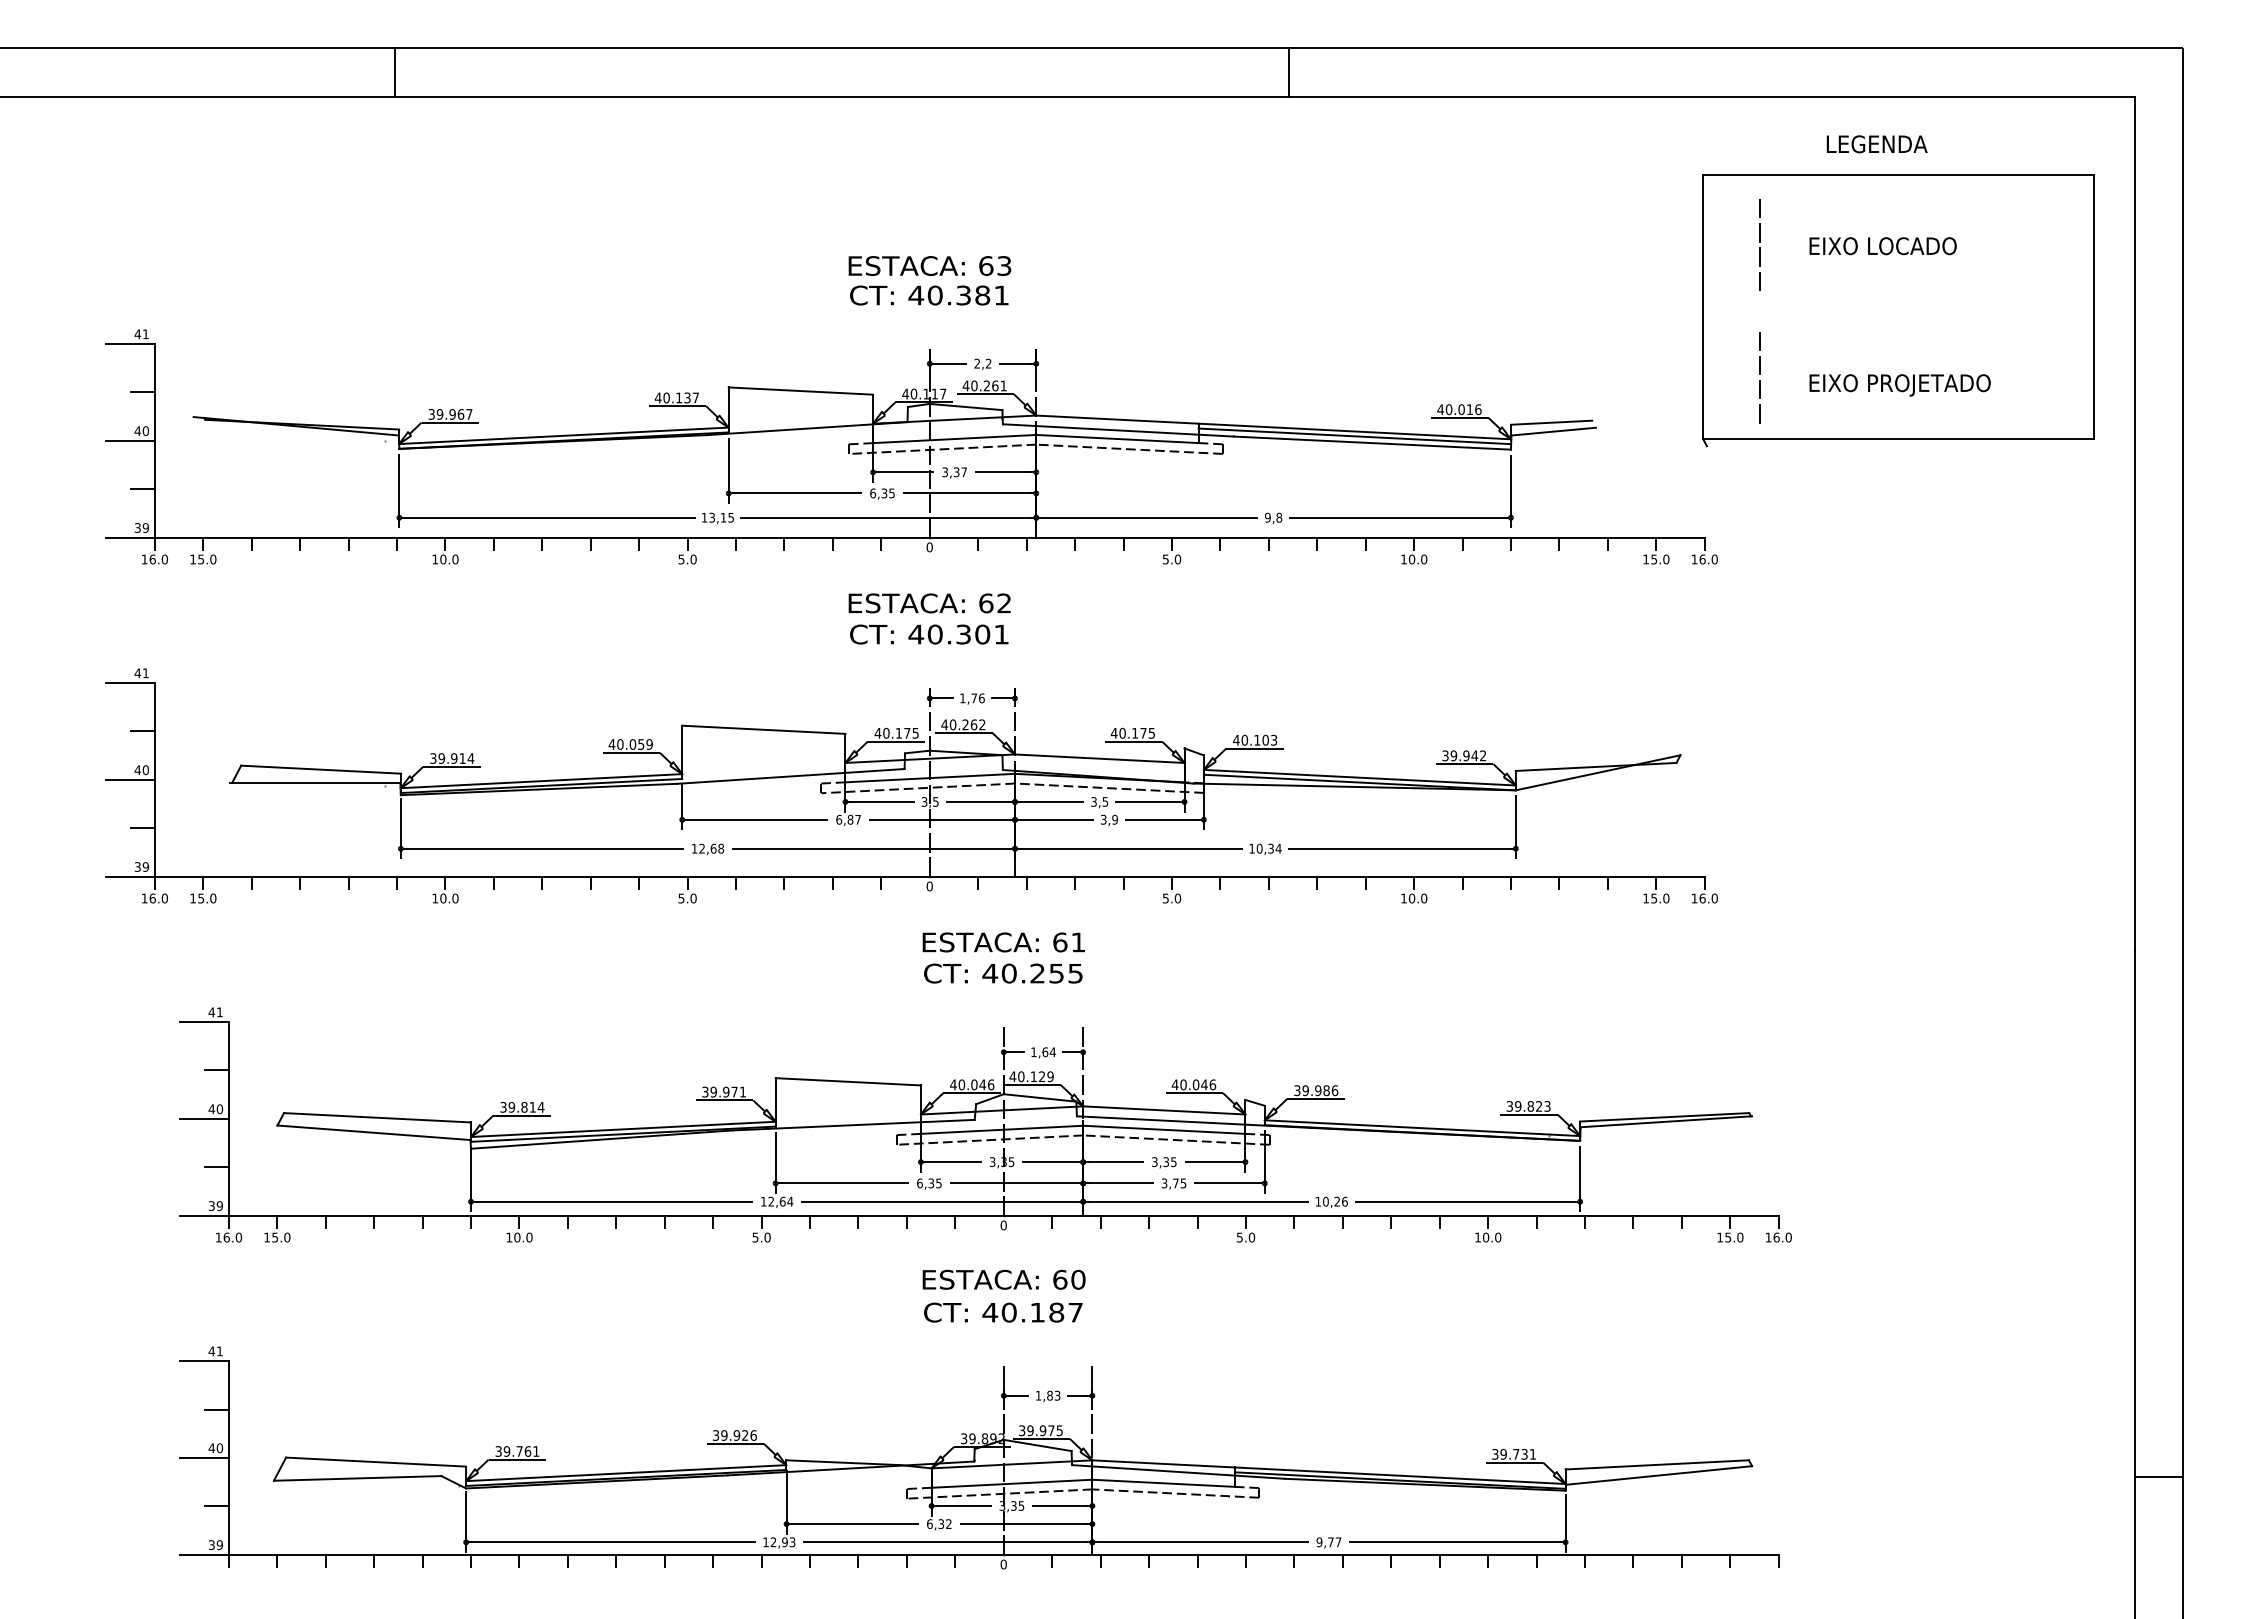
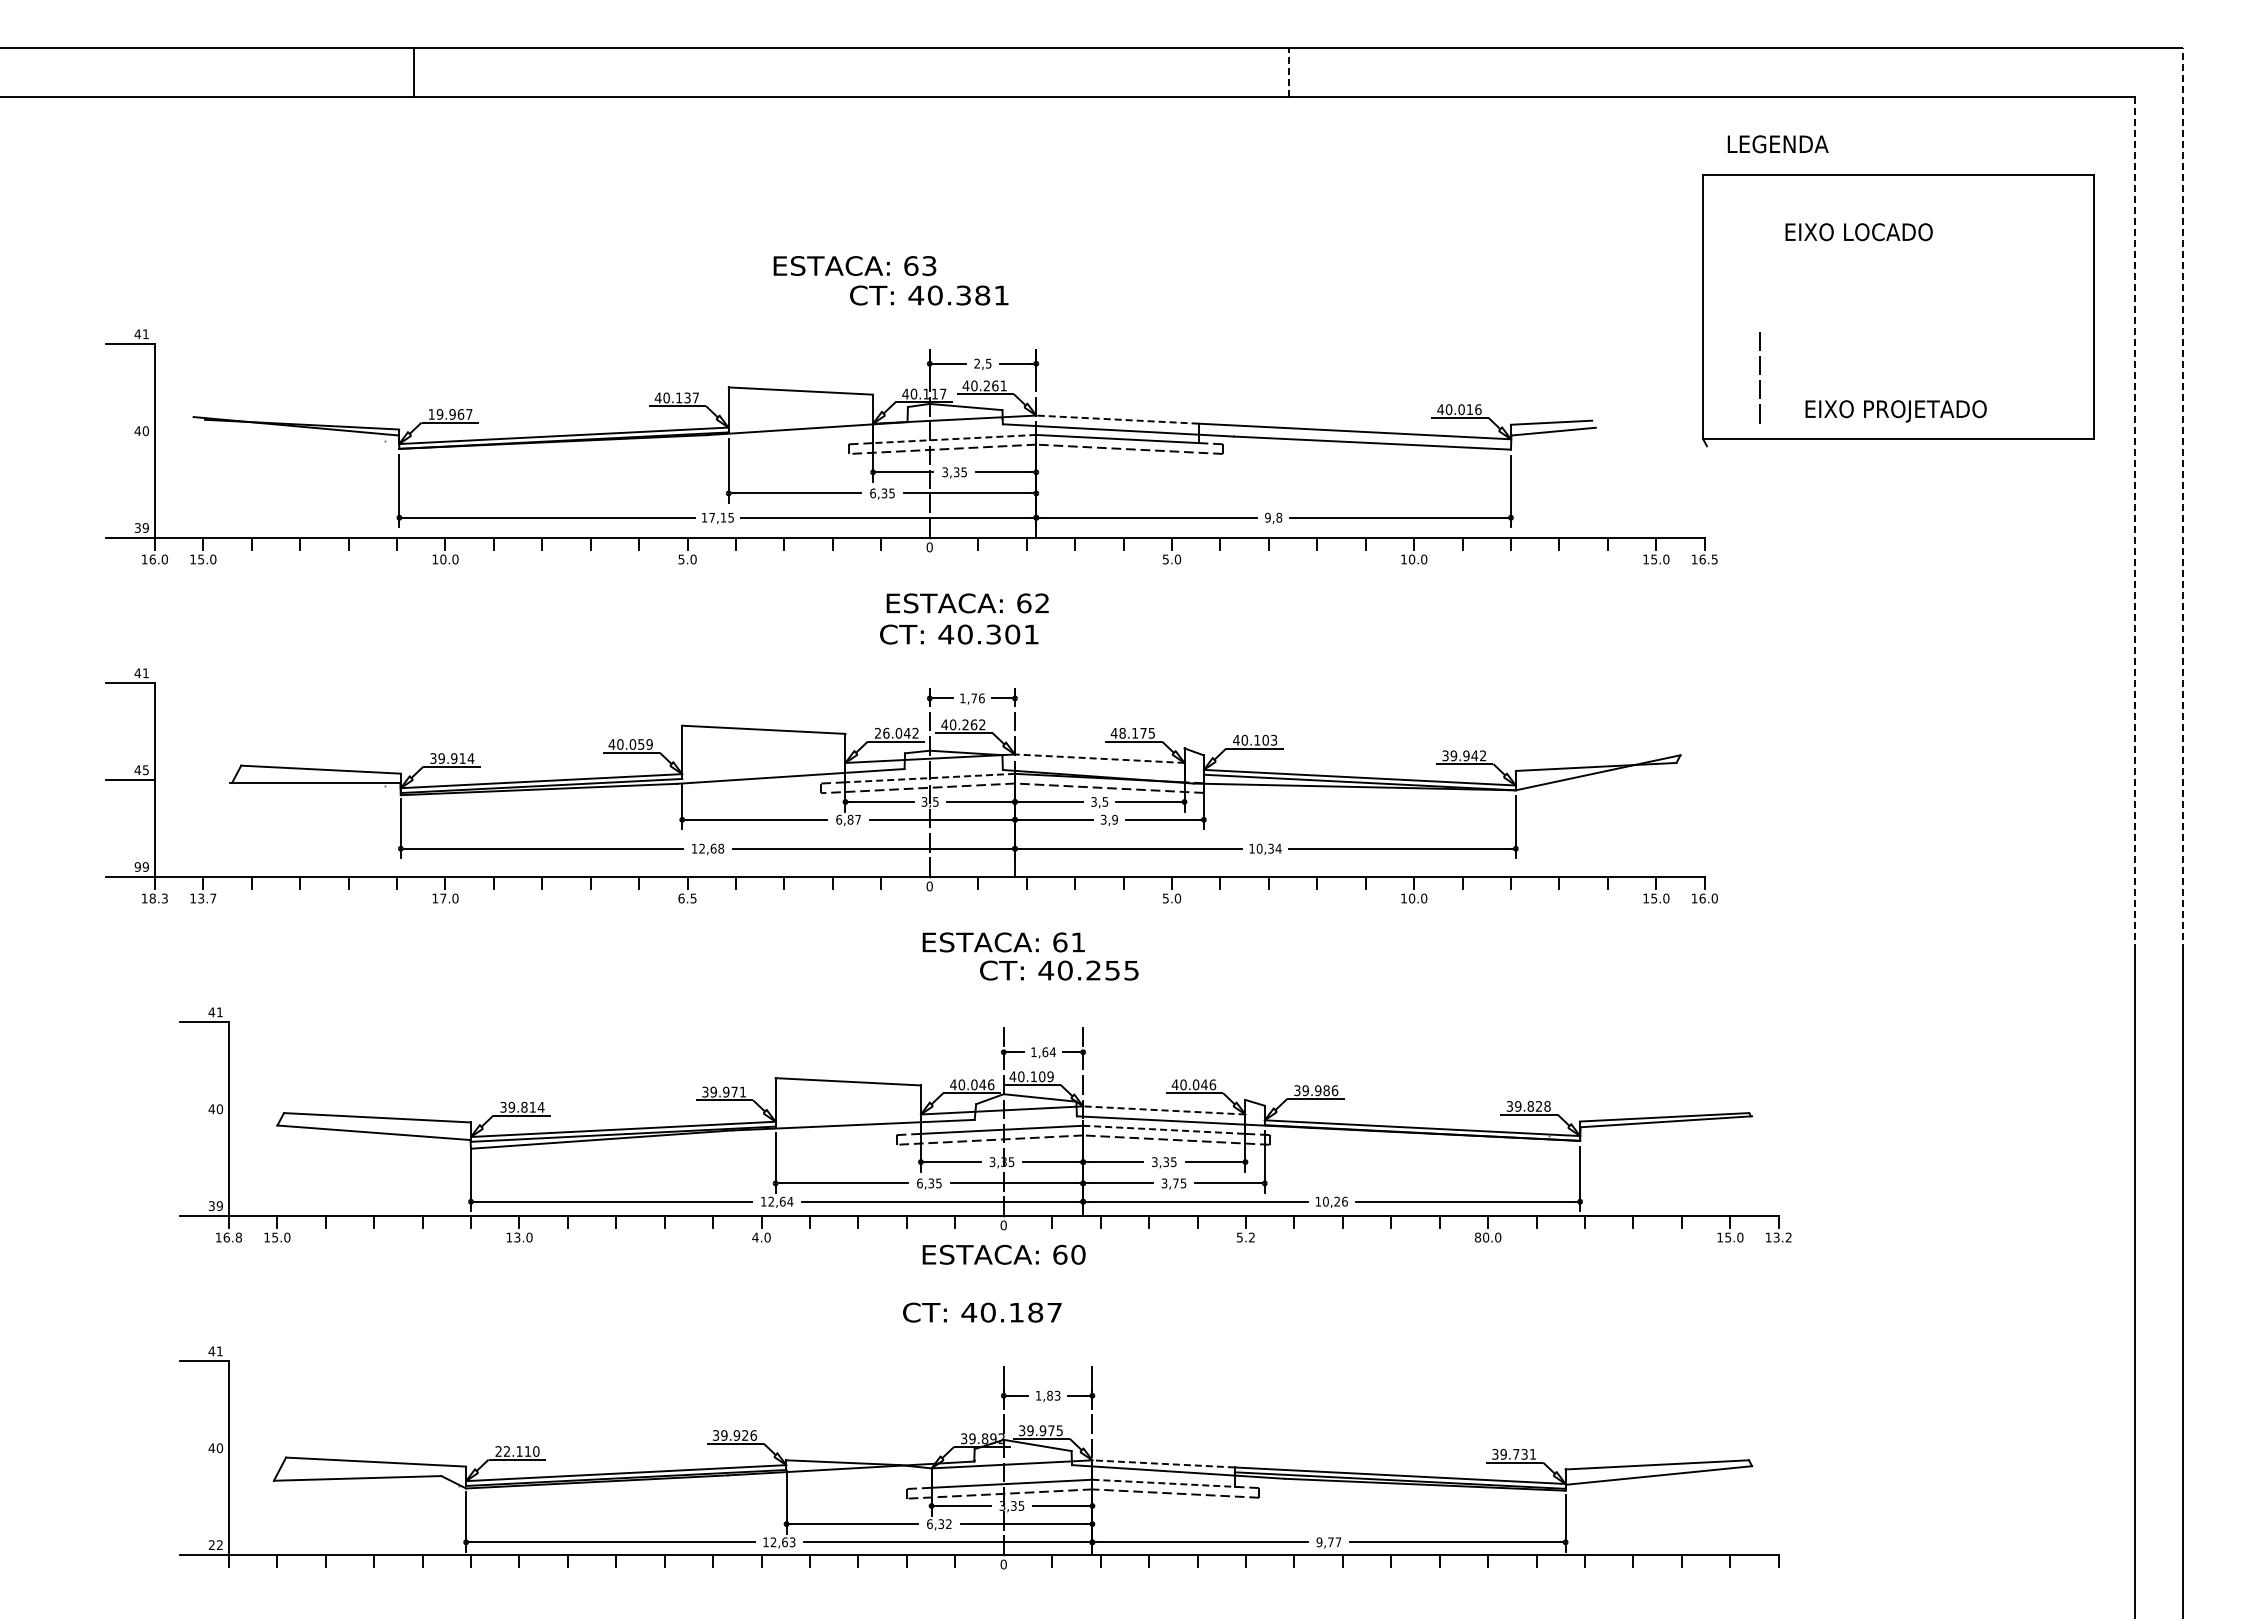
line position: (395, 72) -> (414, 72) (414, 72)
line: solid -> dashed (1288, 72)
text position: (1876, 144) -> (1777, 144) (1777, 144)
line: present -> none (1759, 242)
text position: (1882, 246) -> (1858, 232) (1858, 232)
text position: (929, 265) -> (854, 265) (854, 265)
text: 2,2 -> 2,5 (988, 363)
text position: (1899, 385) -> (1895, 411) (1895, 411)
line: present -> none (142, 392)
text: 39.967 -> 19.967 (431, 414)
line: solid -> dashed (1116, 419)
line: present -> none (1354, 436)
line: solid -> dashed (954, 439)
line: present -> none (130, 440)
text: 3,37 -> 3,35 (963, 472)
line: present -> none (142, 489)
line: solid -> dashed (2183, 499)
text: 13,15 -> 17,15 (711, 517)
line: solid -> dashed (2135, 523)
text: 16.0 -> 16.5 (1714, 559)
text position: (929, 603) -> (967, 603) (967, 603)
text position: (929, 634) -> (959, 634) (959, 634)
line: present -> none (142, 731)
text: 40.175 -> 26.042 (896, 732)
text: 40.175 -> 48.175 (1122, 733)
line: solid -> dashed (1099, 758)
text: 40 -> 45 (145, 770)
line: solid -> dashed (930, 778)
line: present -> none (142, 828)
text: 39 -> 99 (137, 866)
text: 16.0 -> 18.3 (158, 898)
text: 15.0 -> 13.7 (207, 898)
text: 10.0 -> 17.0 (443, 898)
text: 5.0 -> 6.5 (687, 898)
text position: (1003, 973) -> (1059, 970) (1059, 970)
line: present -> none (216, 1070)
text: 40.129 -> 40.109 (1042, 1076)
text: 39.823 -> 39.828 (1547, 1106)
line: solid -> dashed (1163, 1110)
line: present -> none (204, 1118)
line: solid -> dashed (1164, 1129)
line: present -> none (216, 1167)
text: 16.0 -> 16.8 (238, 1237)
text: 10.0 -> 13.0 (517, 1237)
text: 5.0 -> 4.0 (755, 1237)
text: 5.0 -> 5.2 (1251, 1237)
text: 10.0 -> 80.0 (1477, 1237)
text: 16.0 -> 13.2 (1782, 1237)
text position: (1003, 1279) -> (1003, 1254) (1003, 1254)
text position: (1003, 1312) -> (982, 1312) (982, 1312)
line: present -> none (216, 1409)
text: 39.761 -> 22.110 (517, 1451)
line: present -> none (204, 1457)
line: solid -> dashed (1163, 1463)
line: present -> none (2159, 1477)
line: solid -> dashed (1164, 1483)
line: present -> none (216, 1506)
text: 12,93 -> 12,63 (784, 1542)
text: 39 -> 22 (215, 1545)
